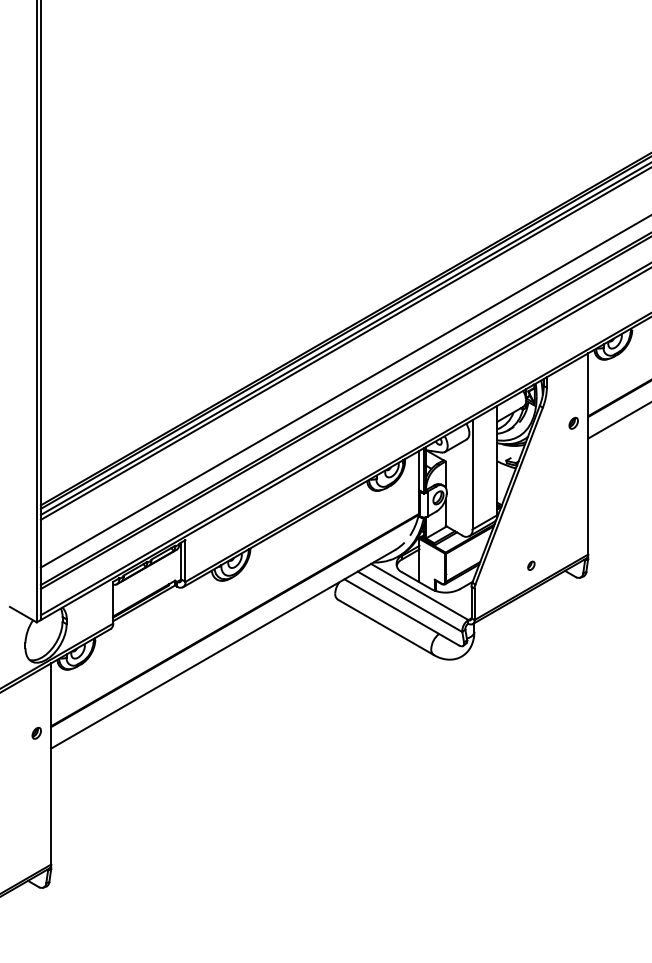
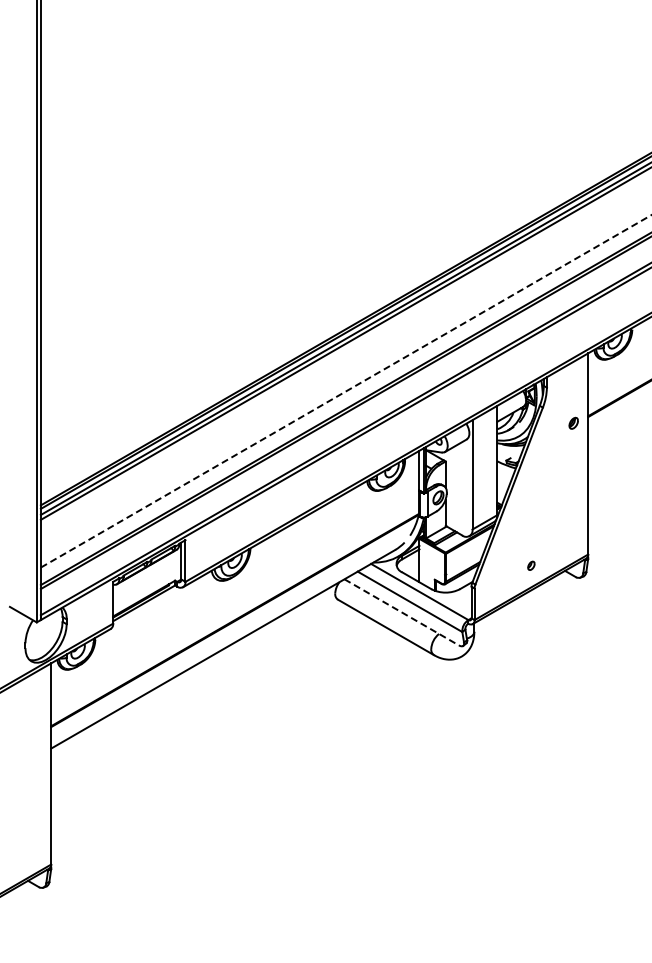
line: solid -> dashed (346, 391)
line: present -> none (618, 420)
line: solid -> dashed (402, 612)
part: present -> none (36, 732)
